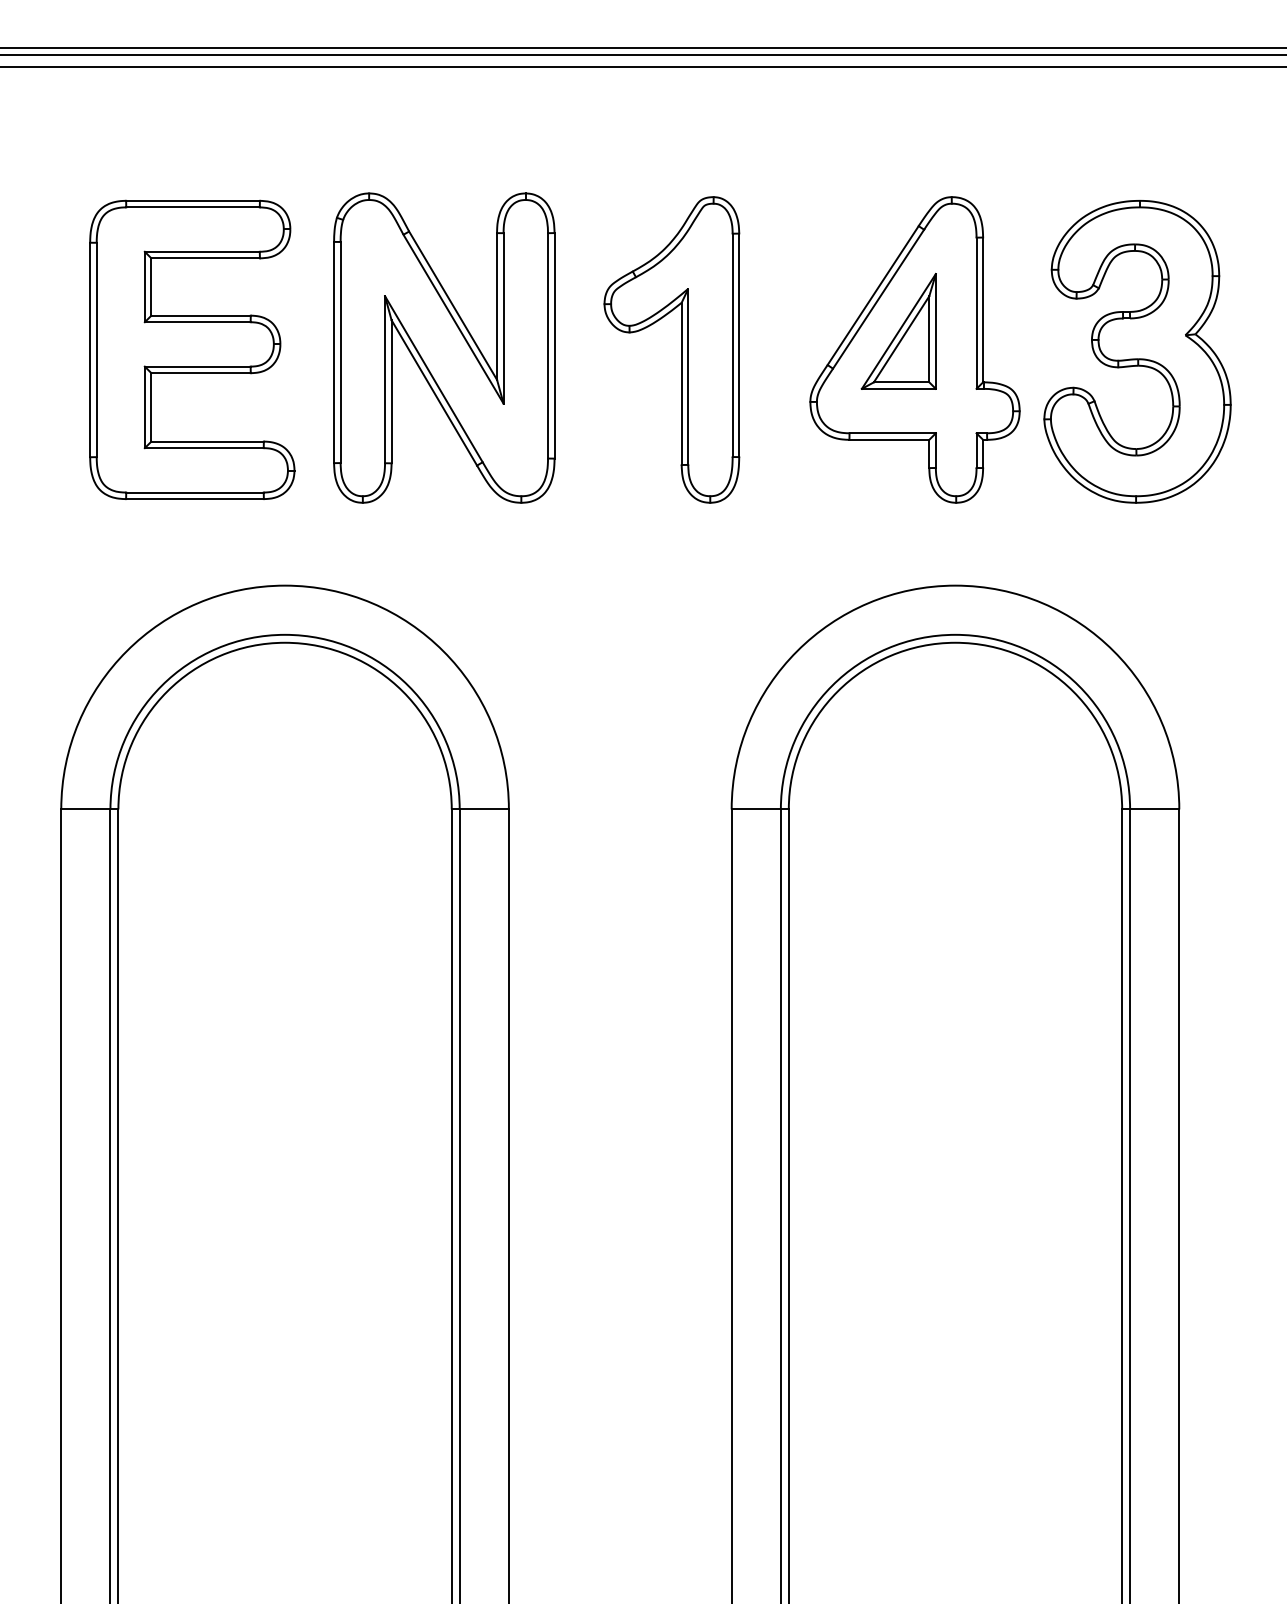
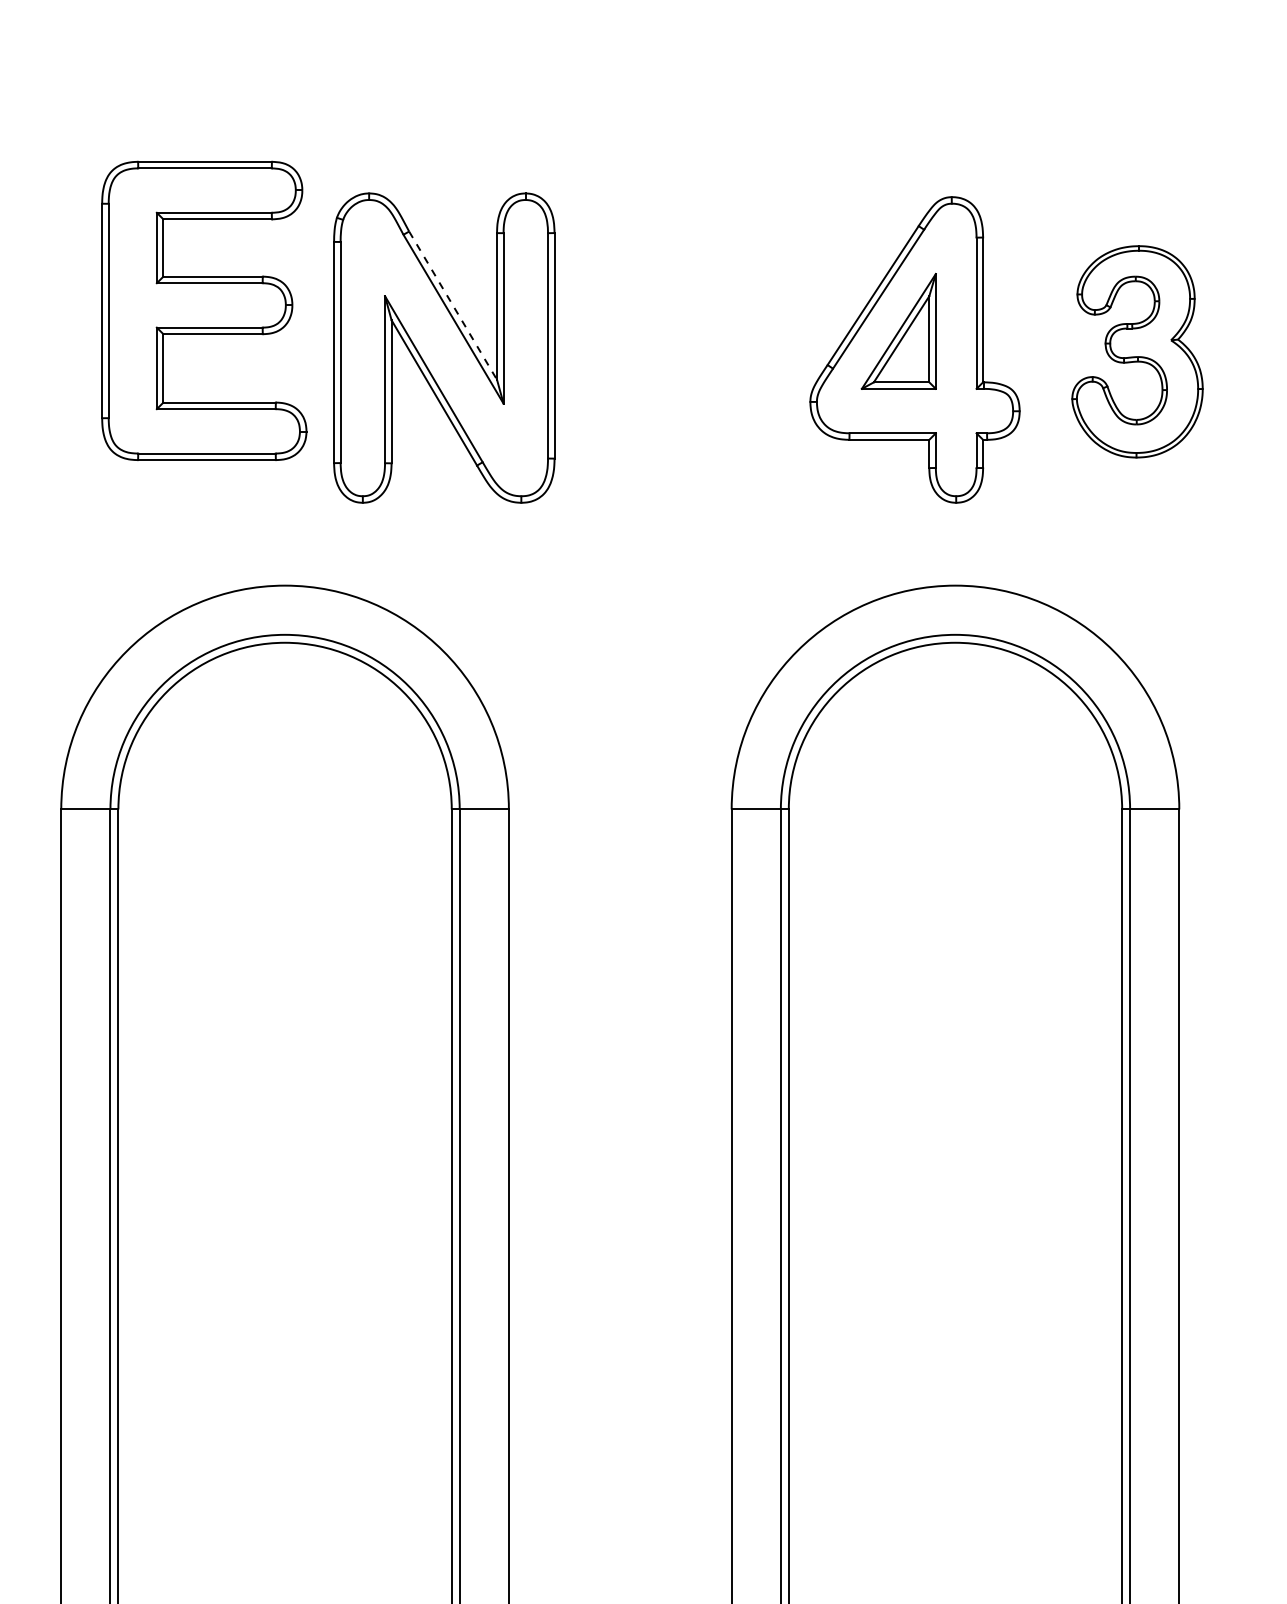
line: present -> none (642, 48)
line: present -> none (642, 54)
line: present -> none (642, 66)
line: solid -> dashed (453, 306)
part position: (192, 349) -> (204, 310) (204, 310)
part: present -> none (681, 349)
part size: 189x304 px -> 133x214 px (1137, 351)
